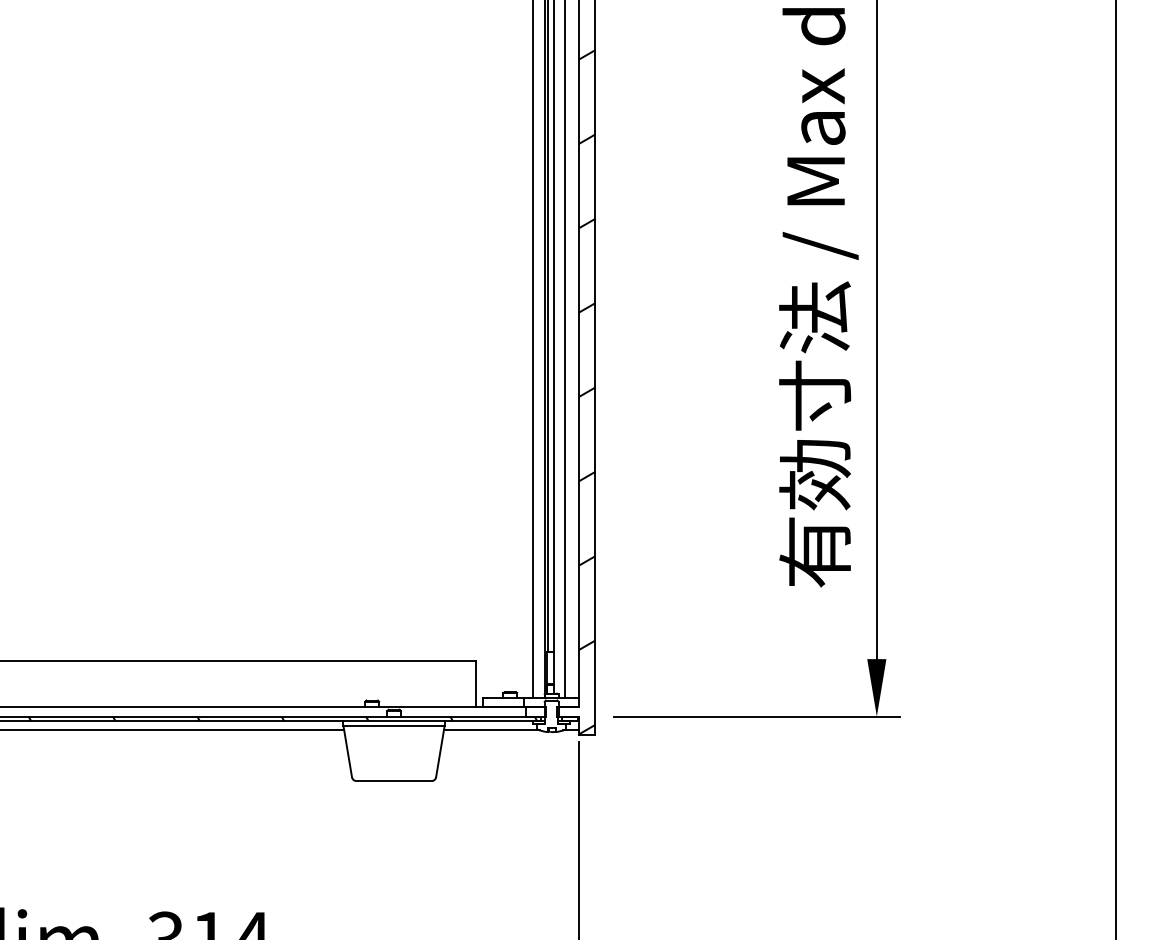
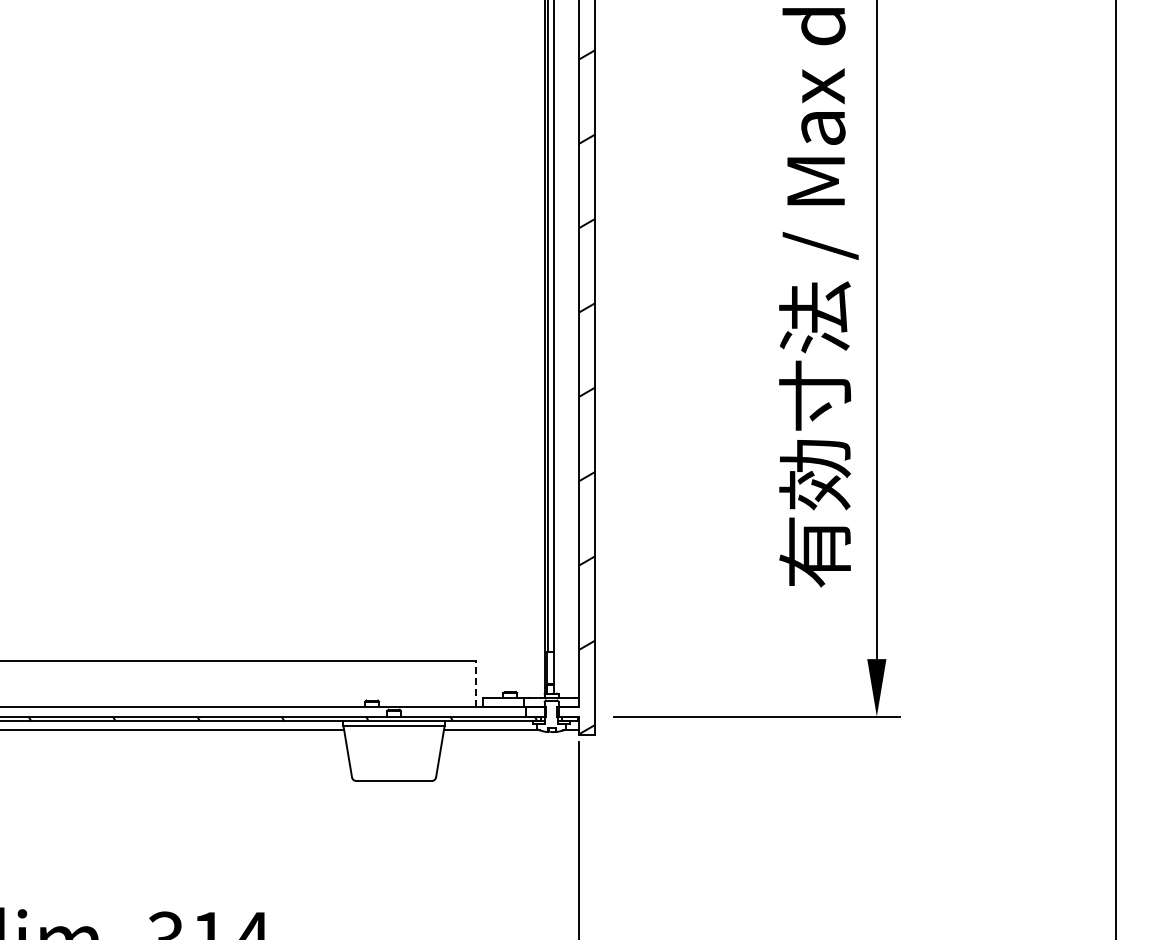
line: present -> none (533, 349)
line: present -> none (565, 349)
line: solid -> dashed (475, 683)
